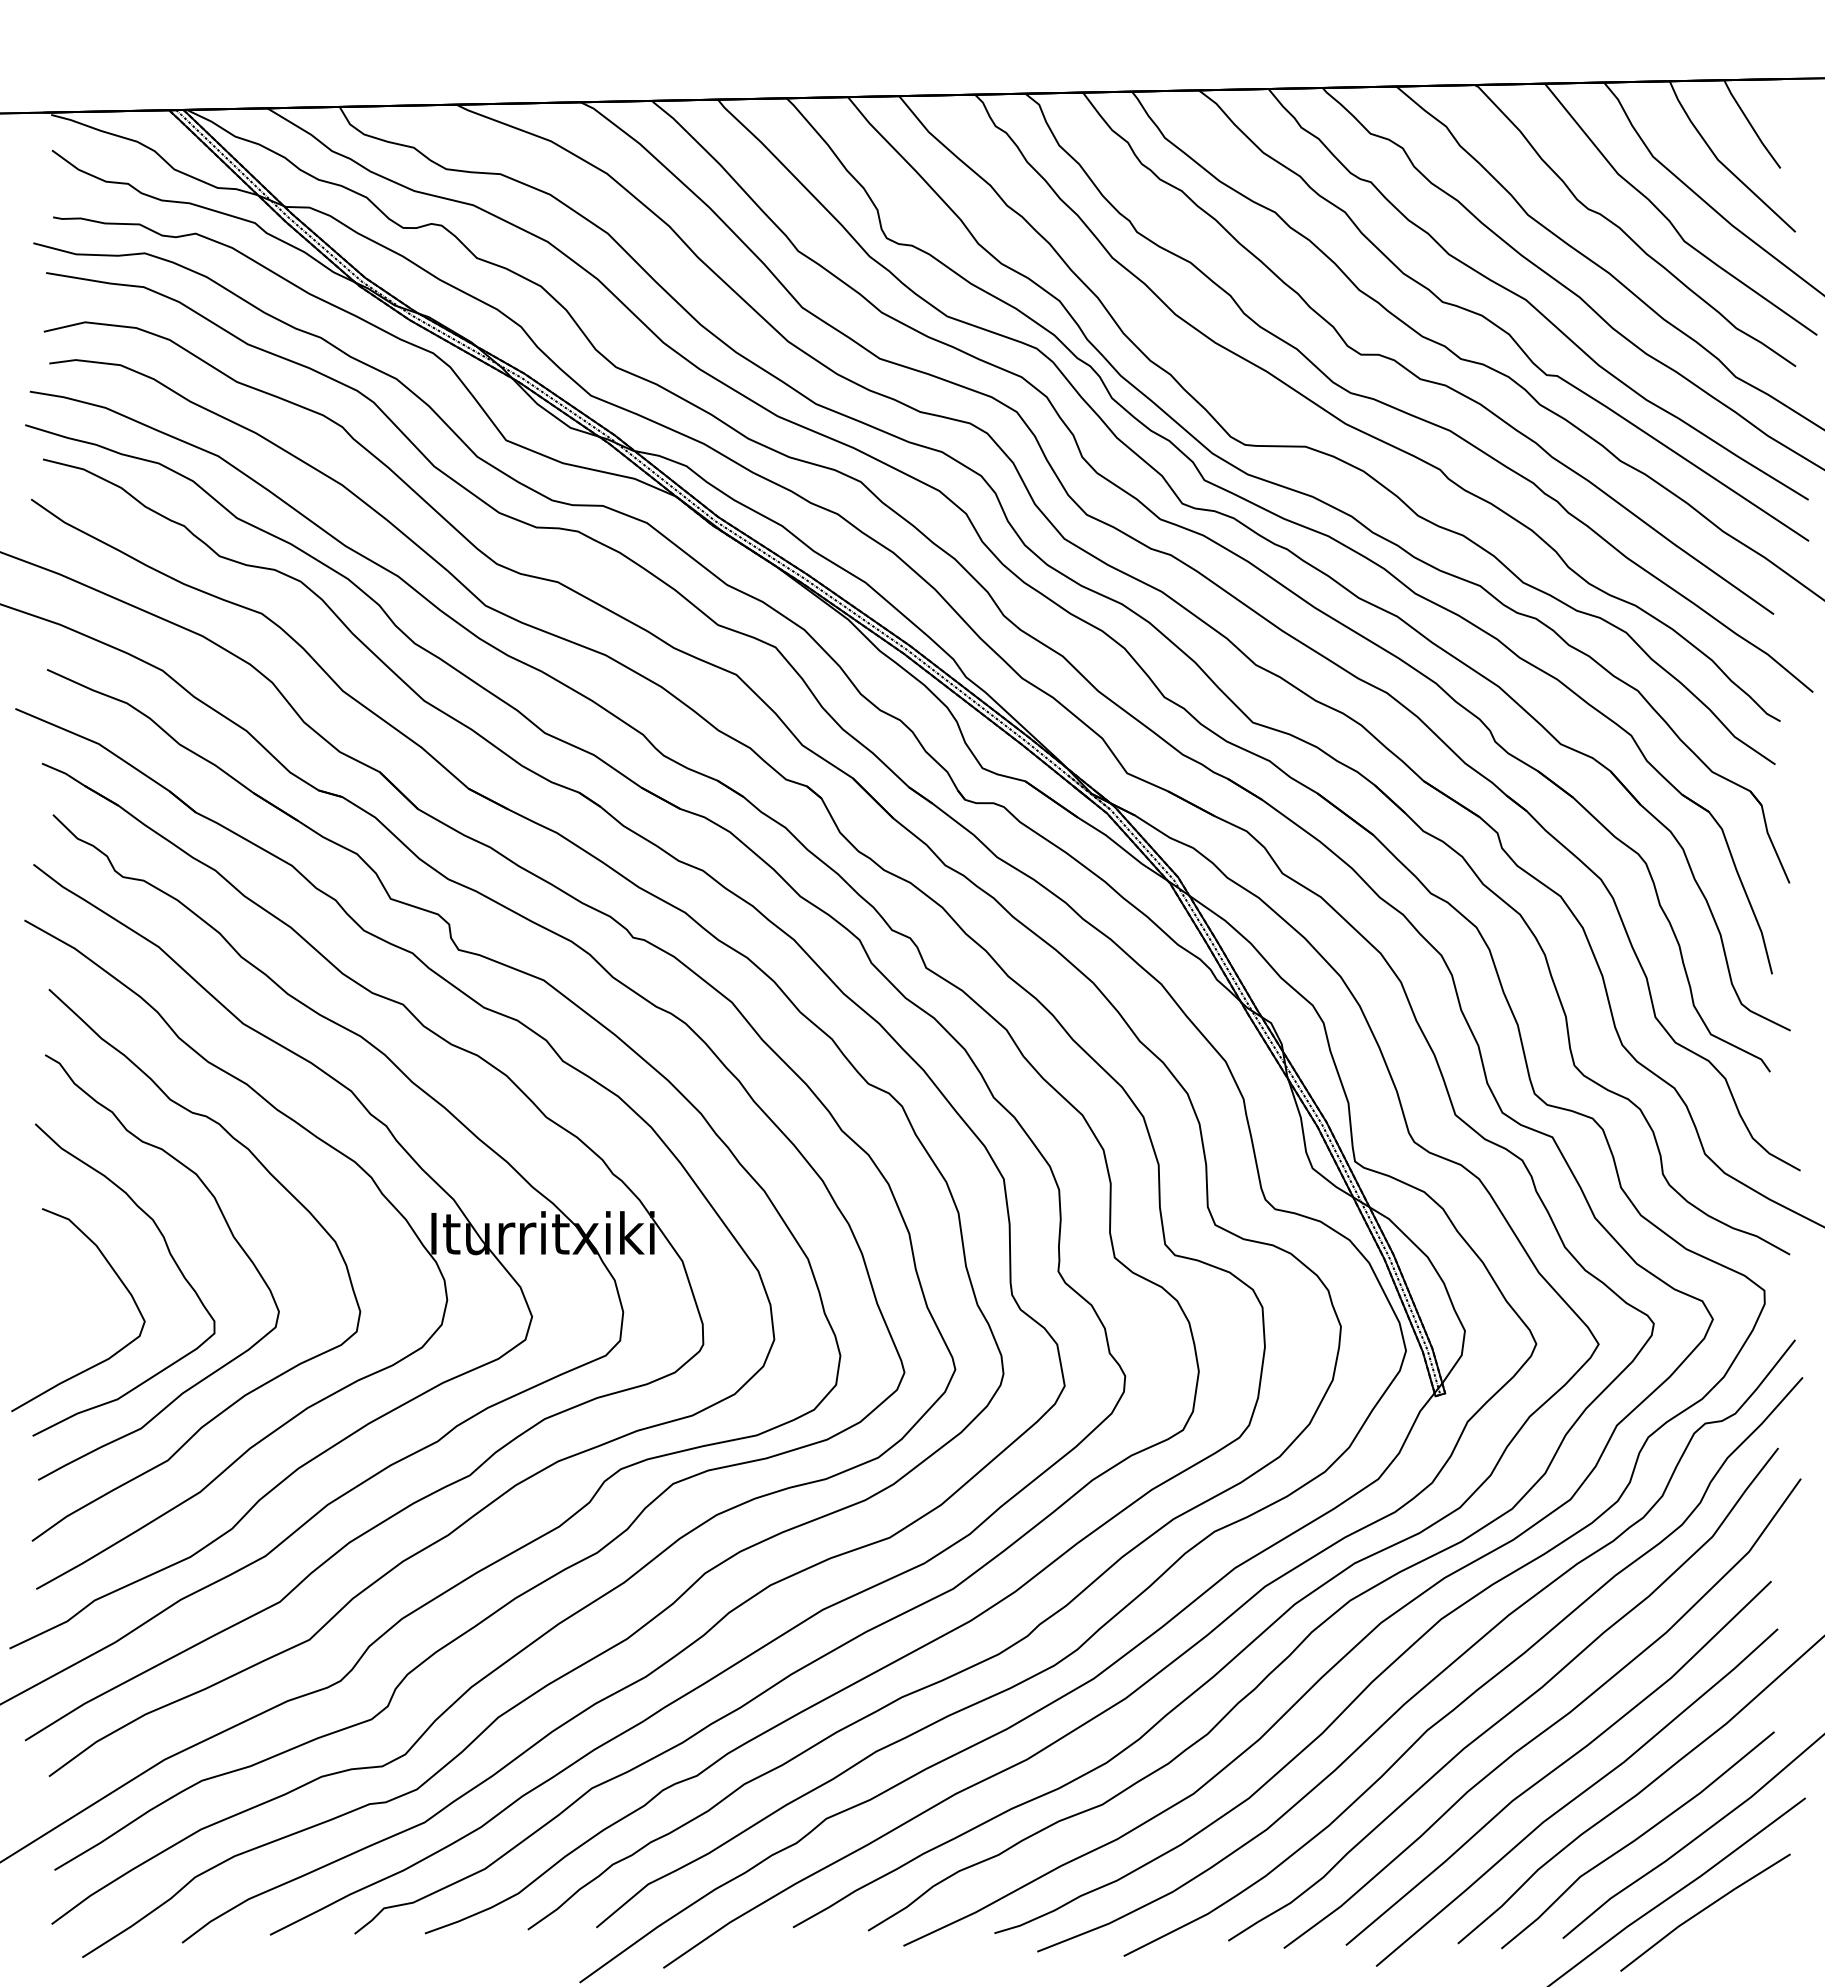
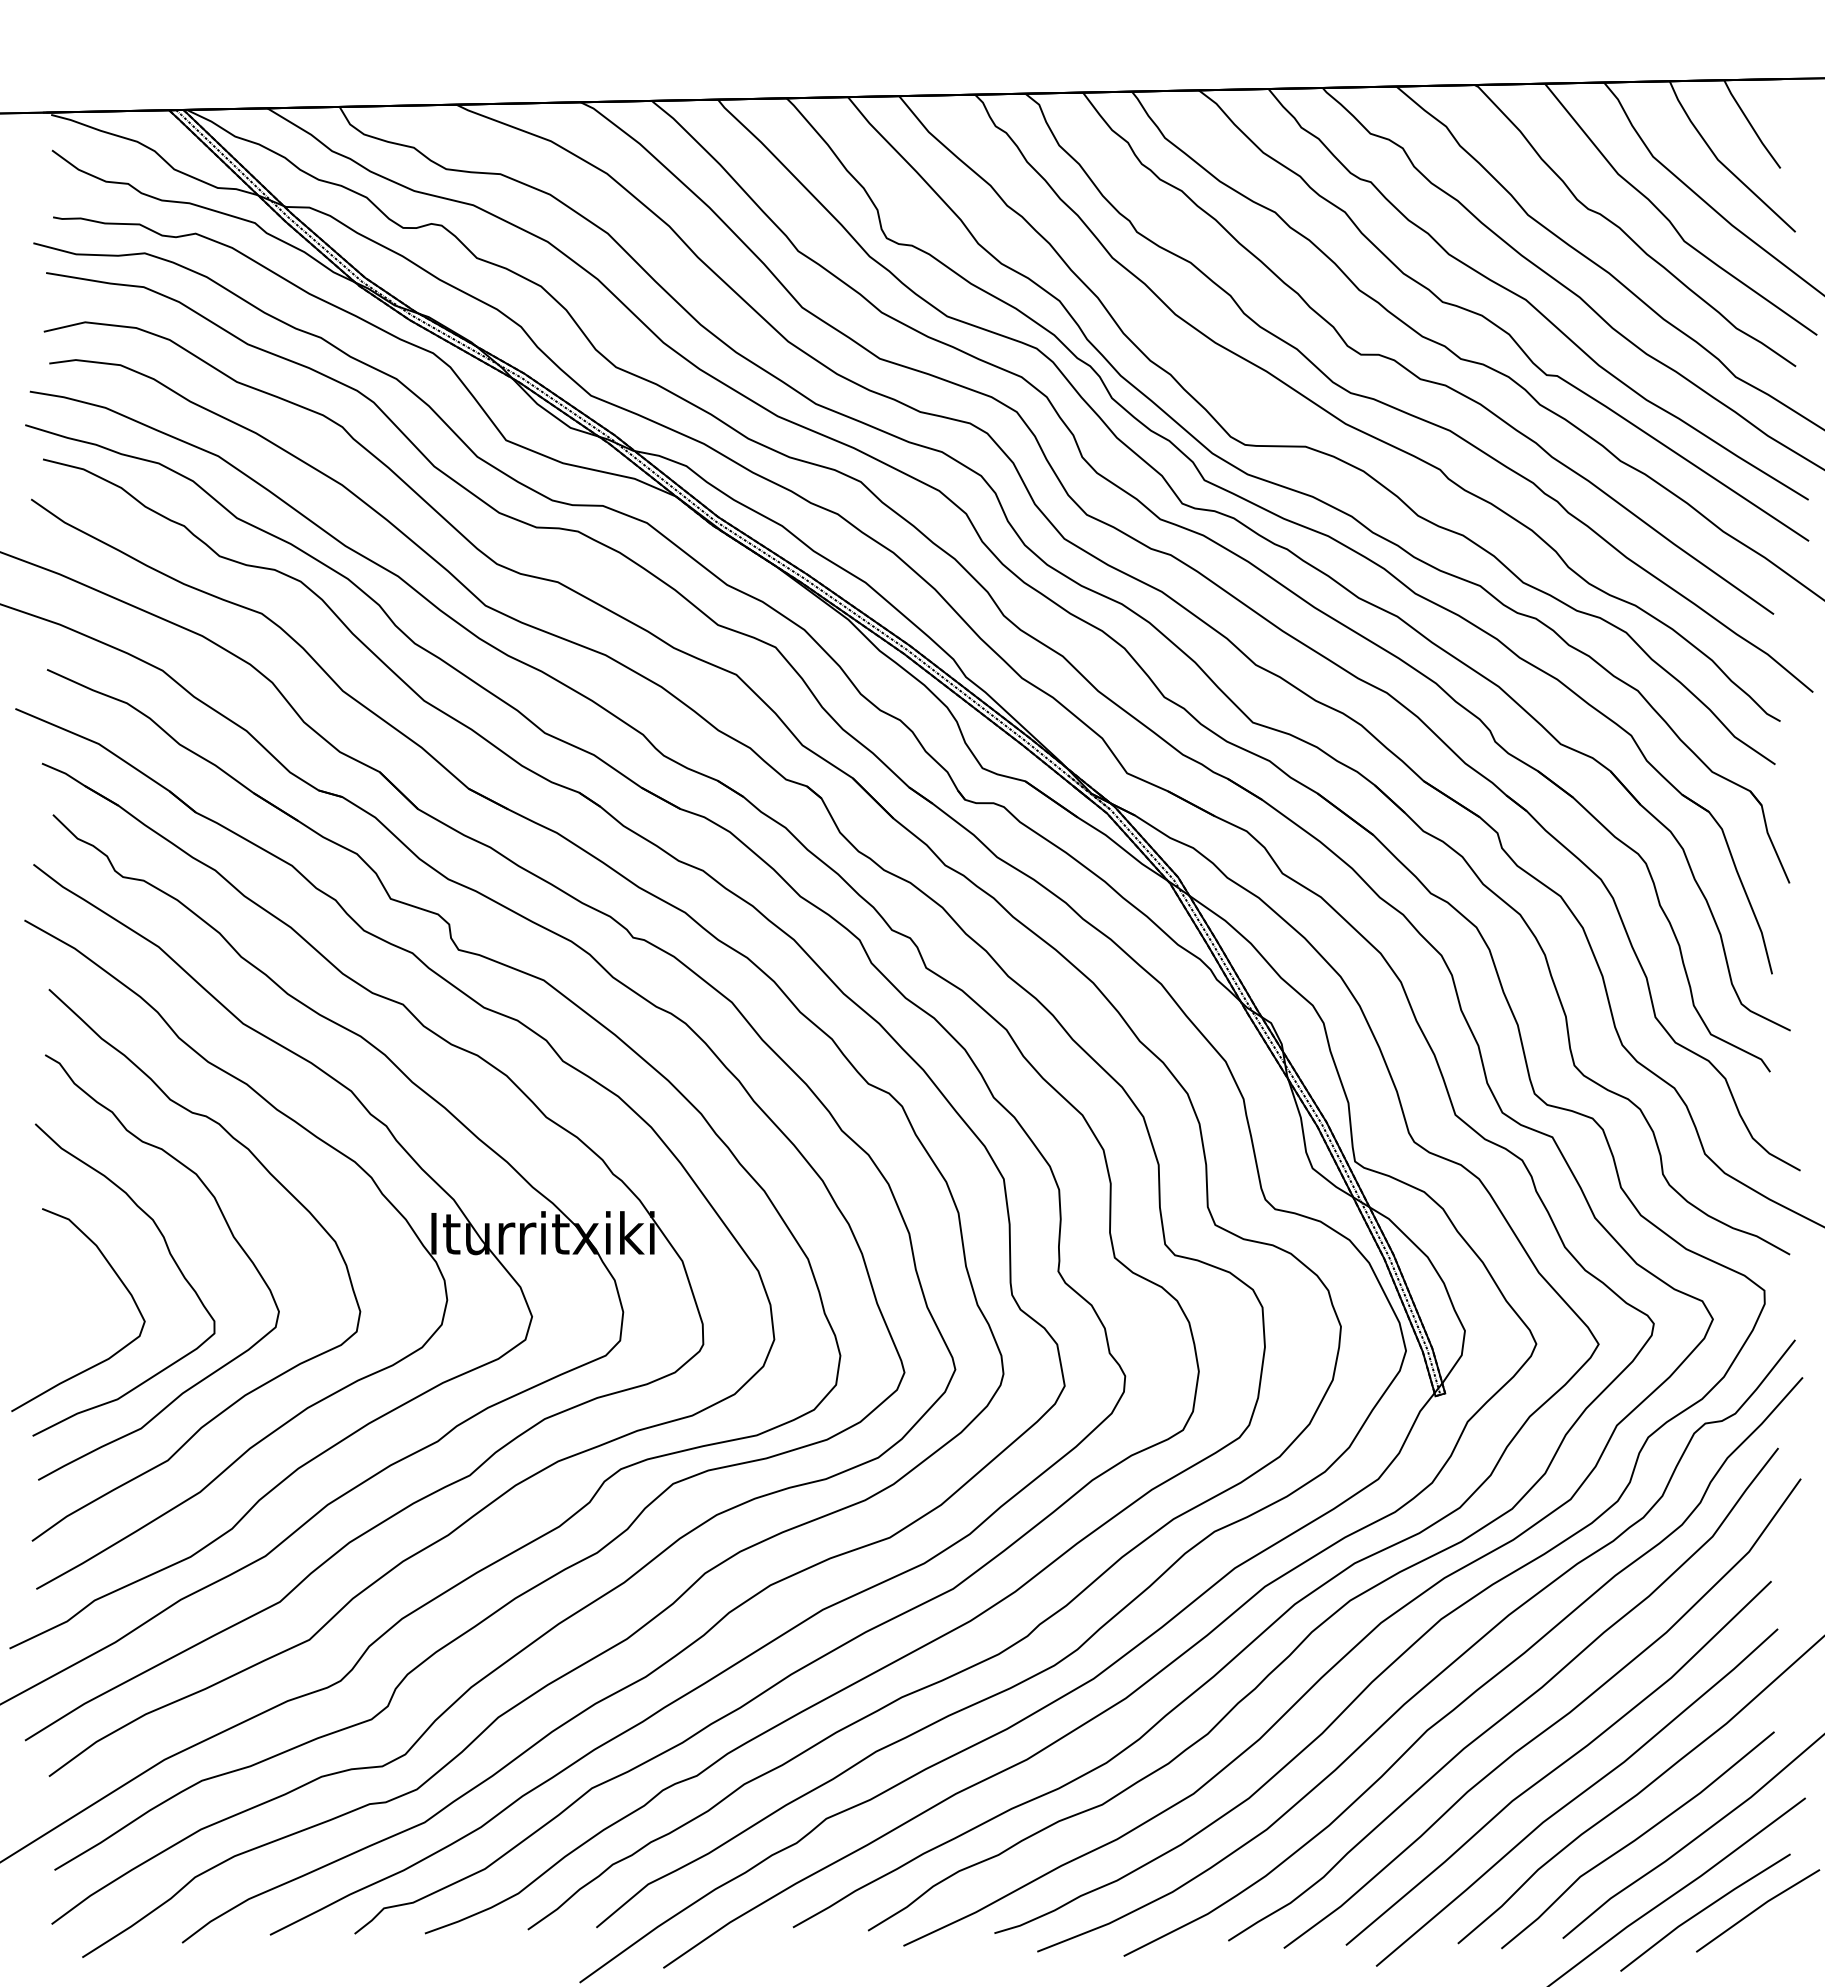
line: none -> present (1758, 1909)
